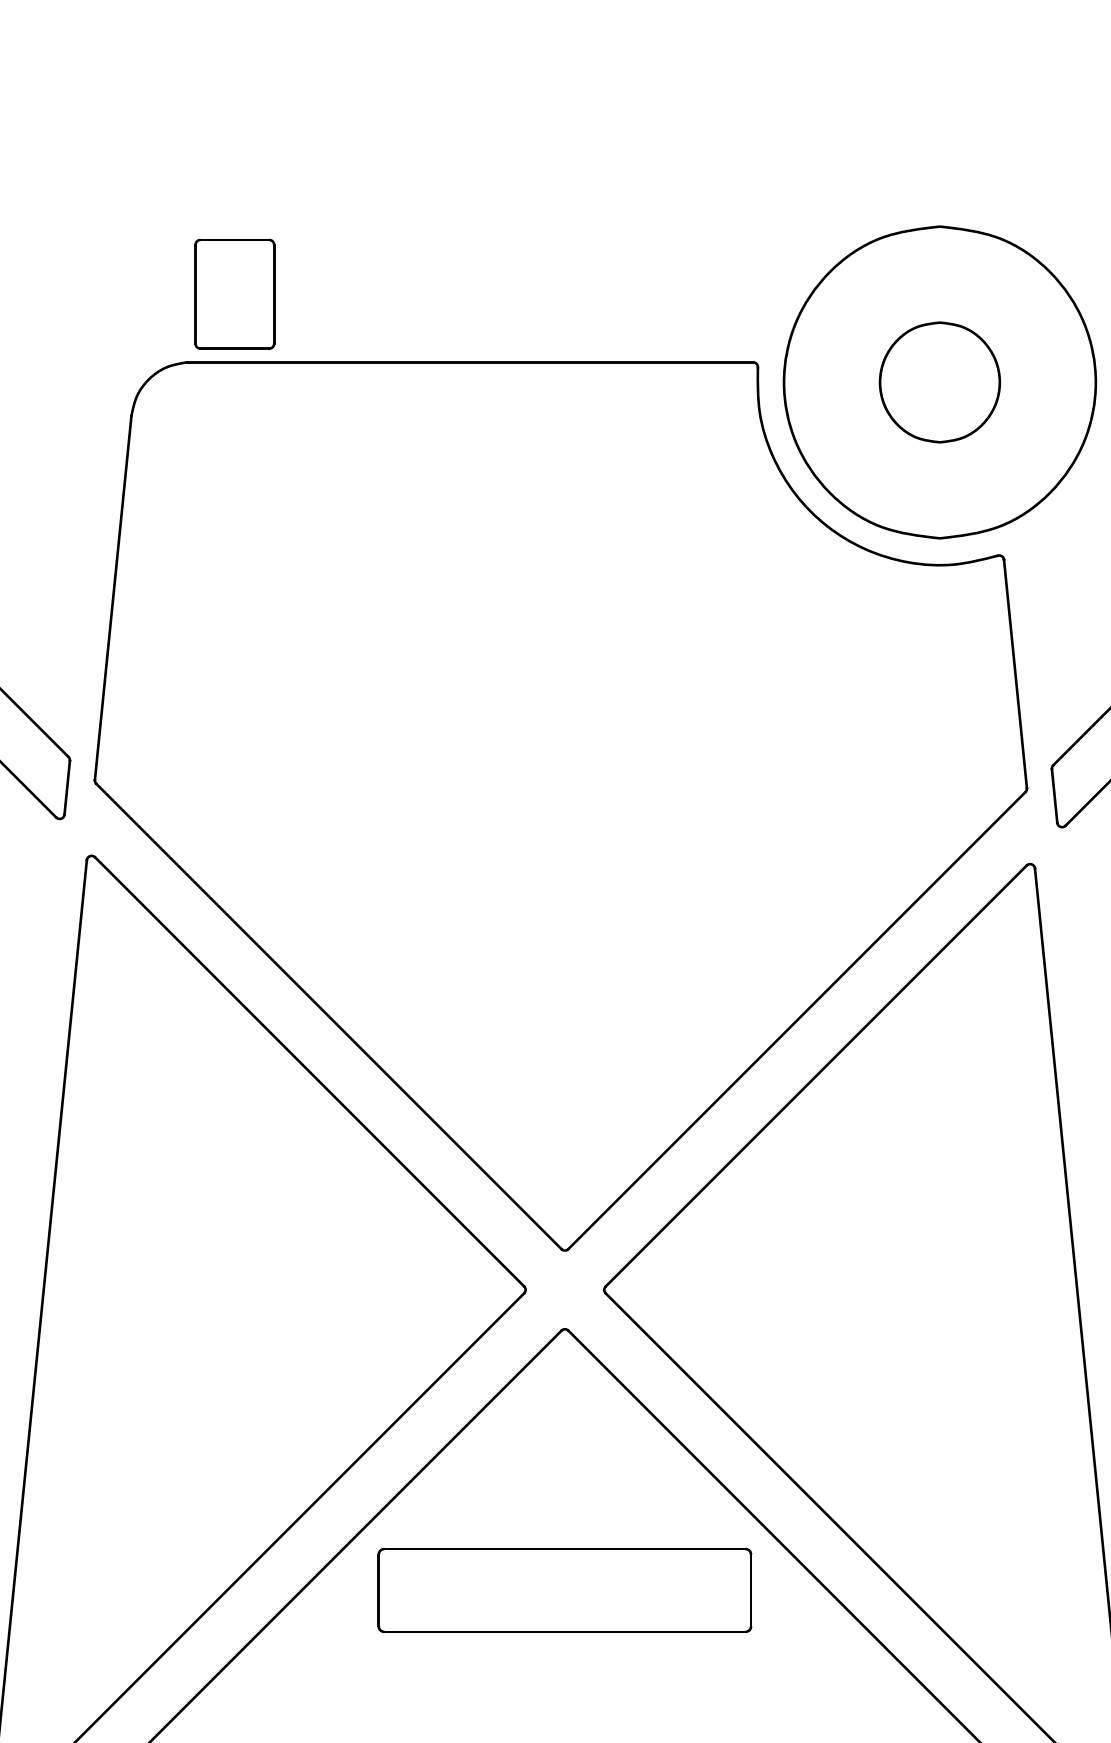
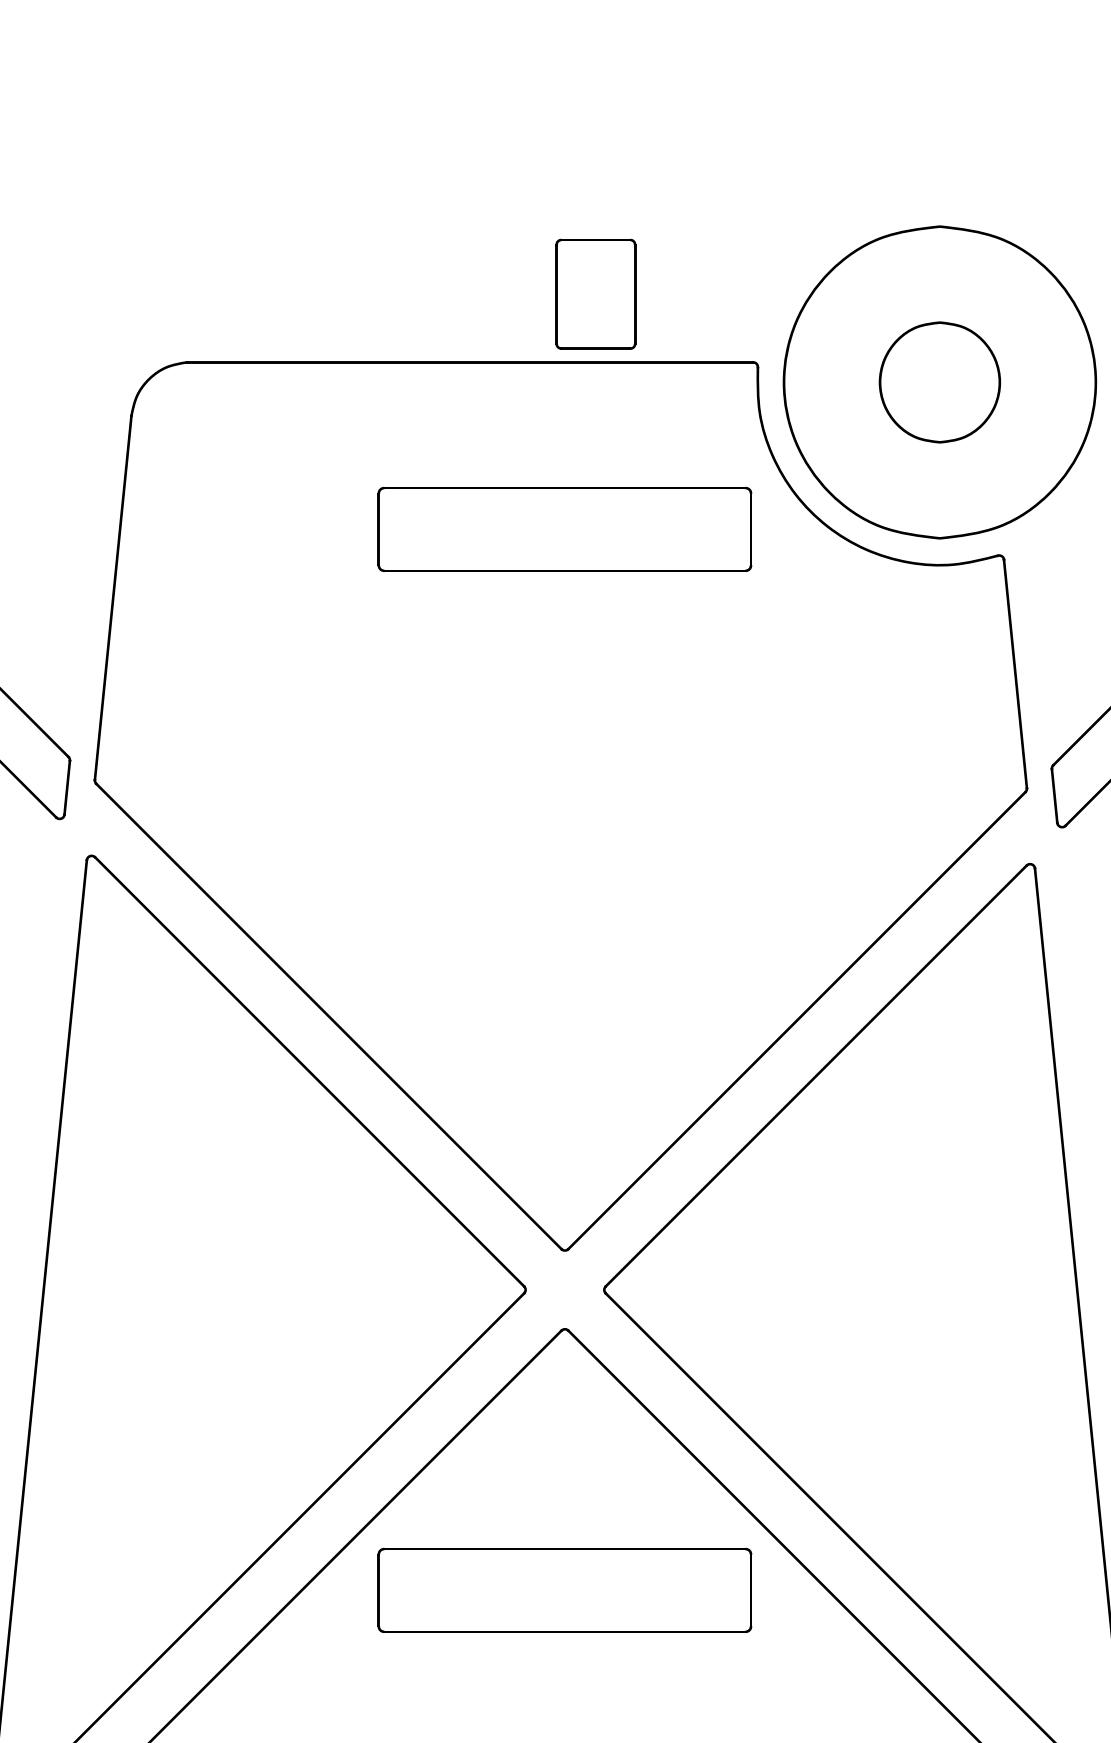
part position: (234, 293) -> (595, 293) (595, 293)
part: none -> present (564, 528)
